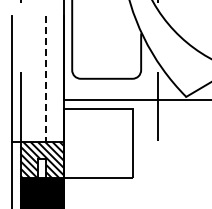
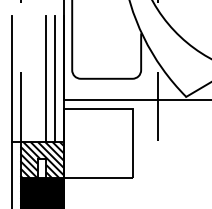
line: none -> present (54, 78)
line: dashed -> solid (46, 79)
